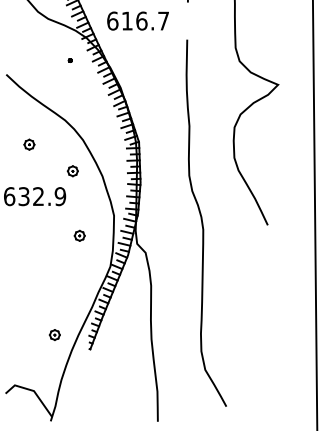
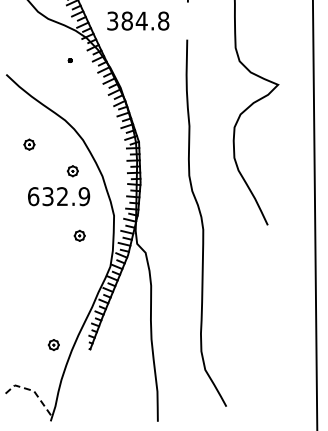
text: 616.7 -> 384.8 (138, 20)
text position: (35, 196) -> (59, 196) (59, 196)
part position: (54, 334) -> (53, 344) (53, 344)
line: solid -> dashed (34, 391)
